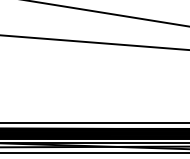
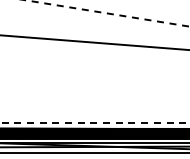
line: solid -> dashed (106, 13)
line: solid -> dashed (95, 122)
